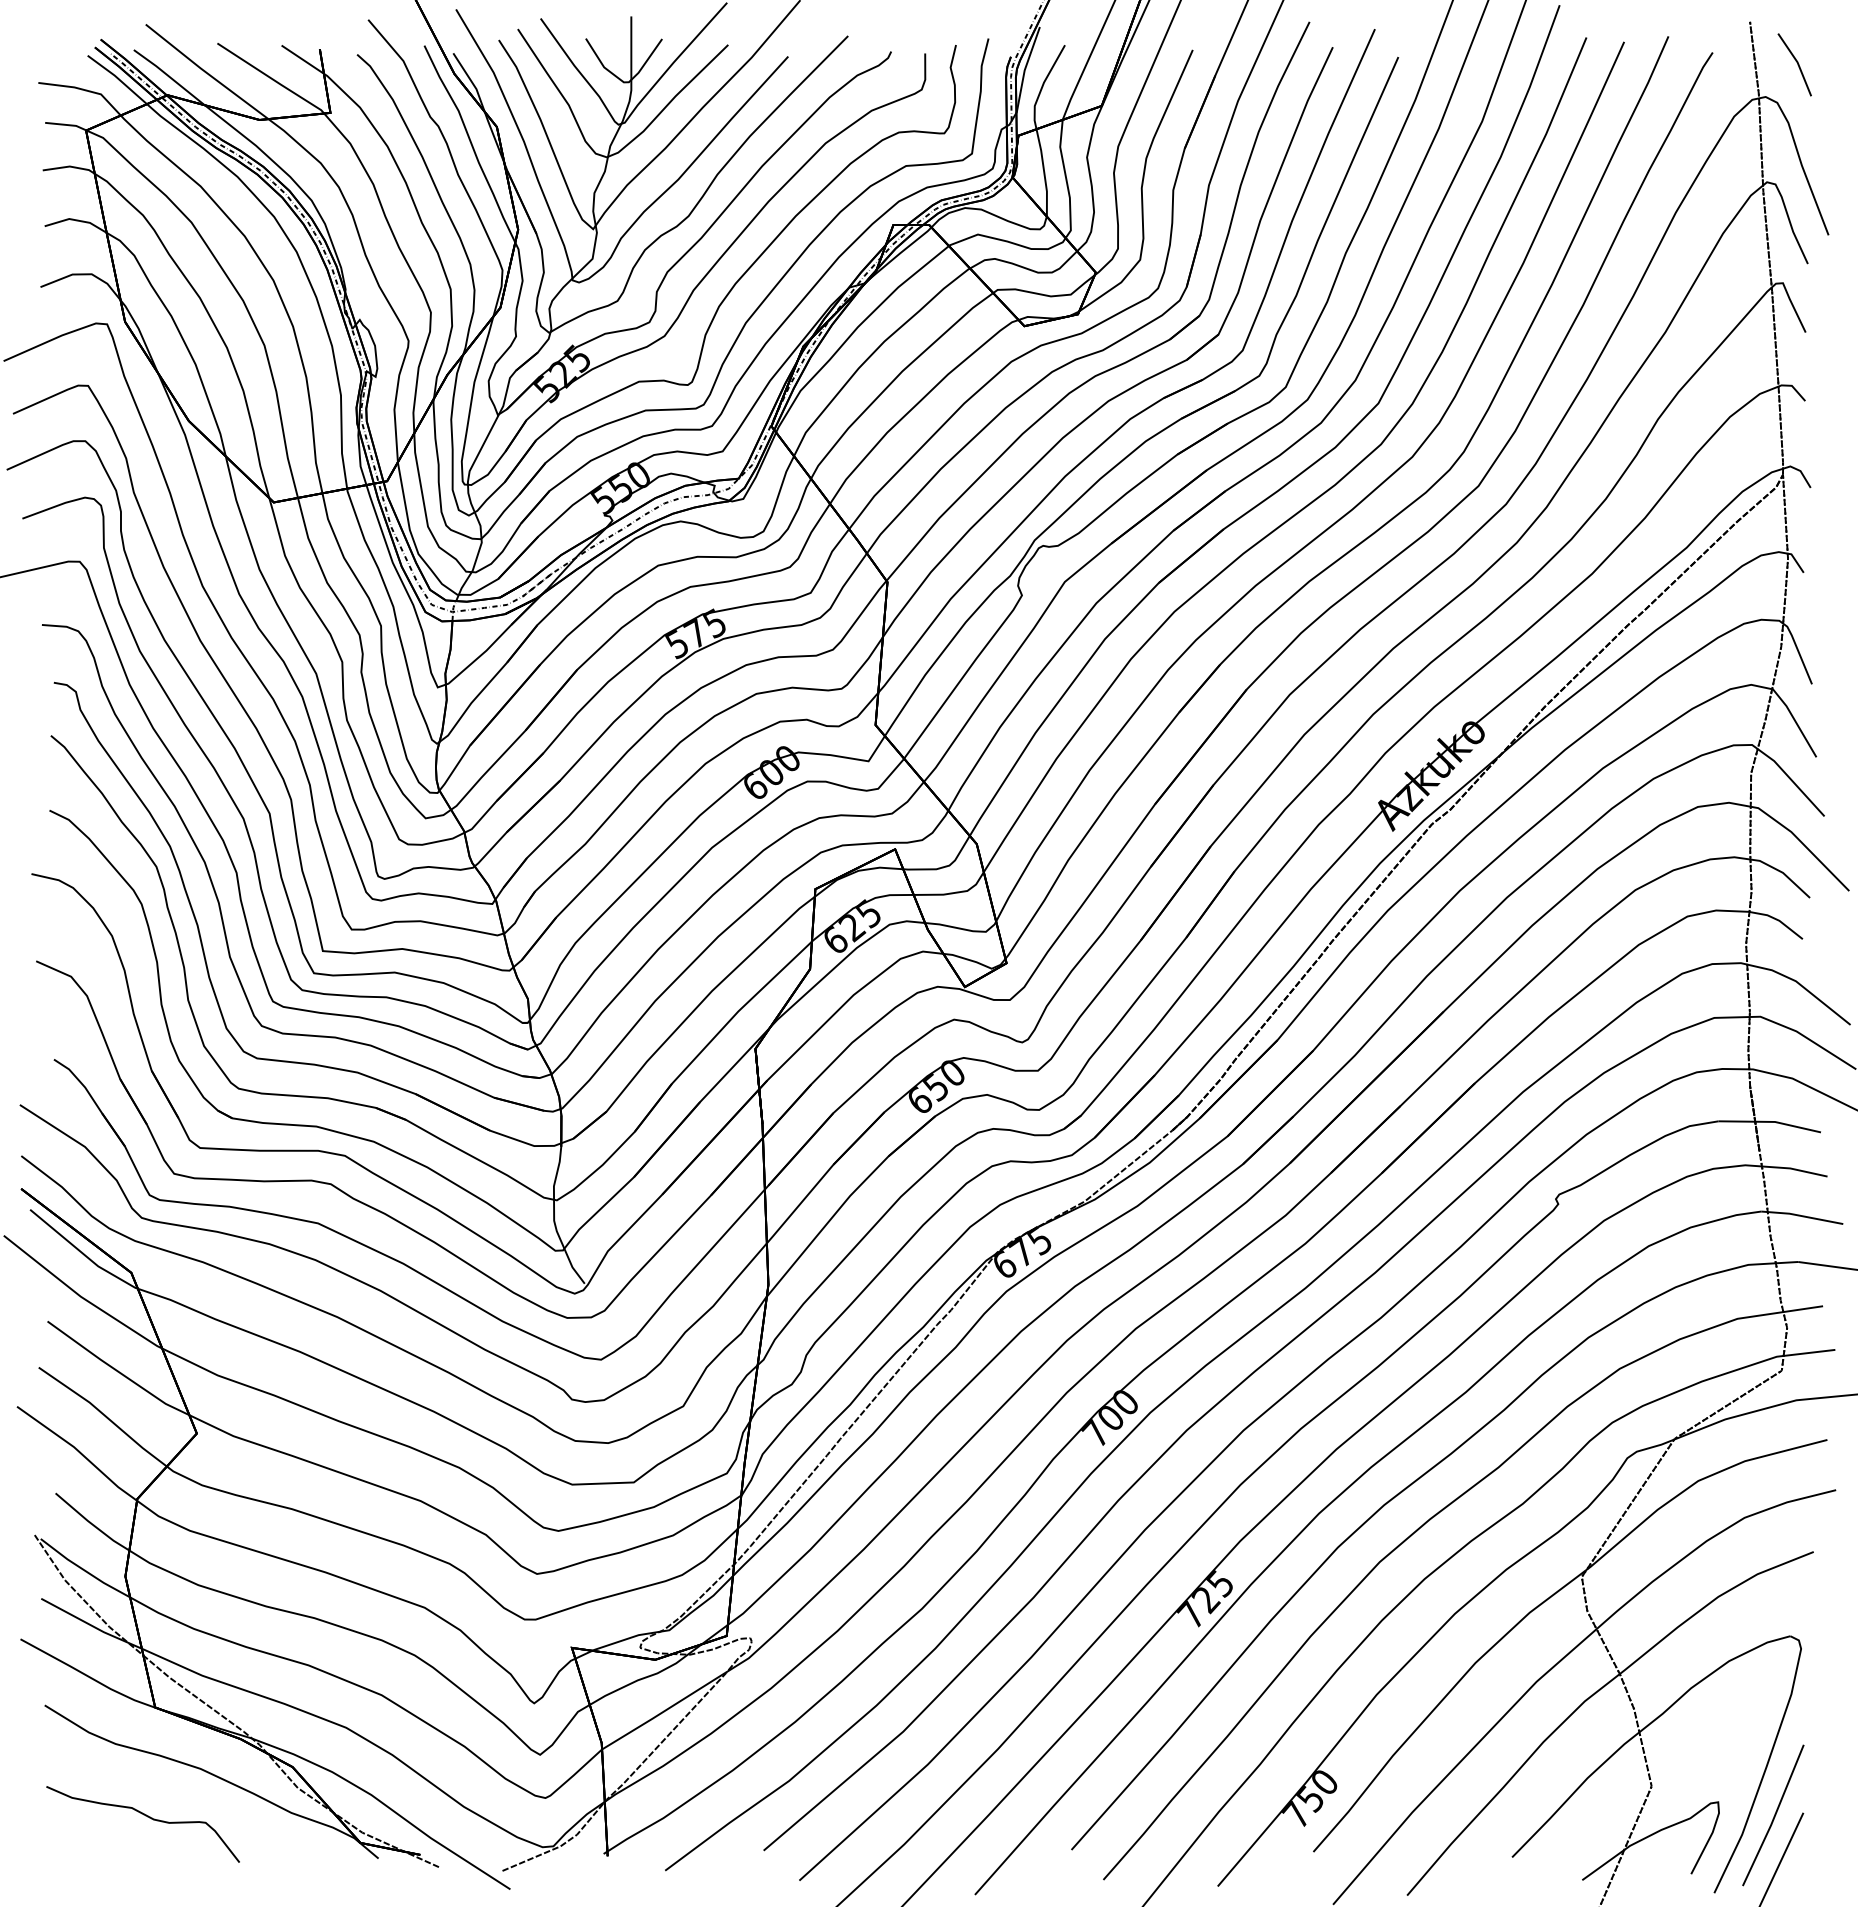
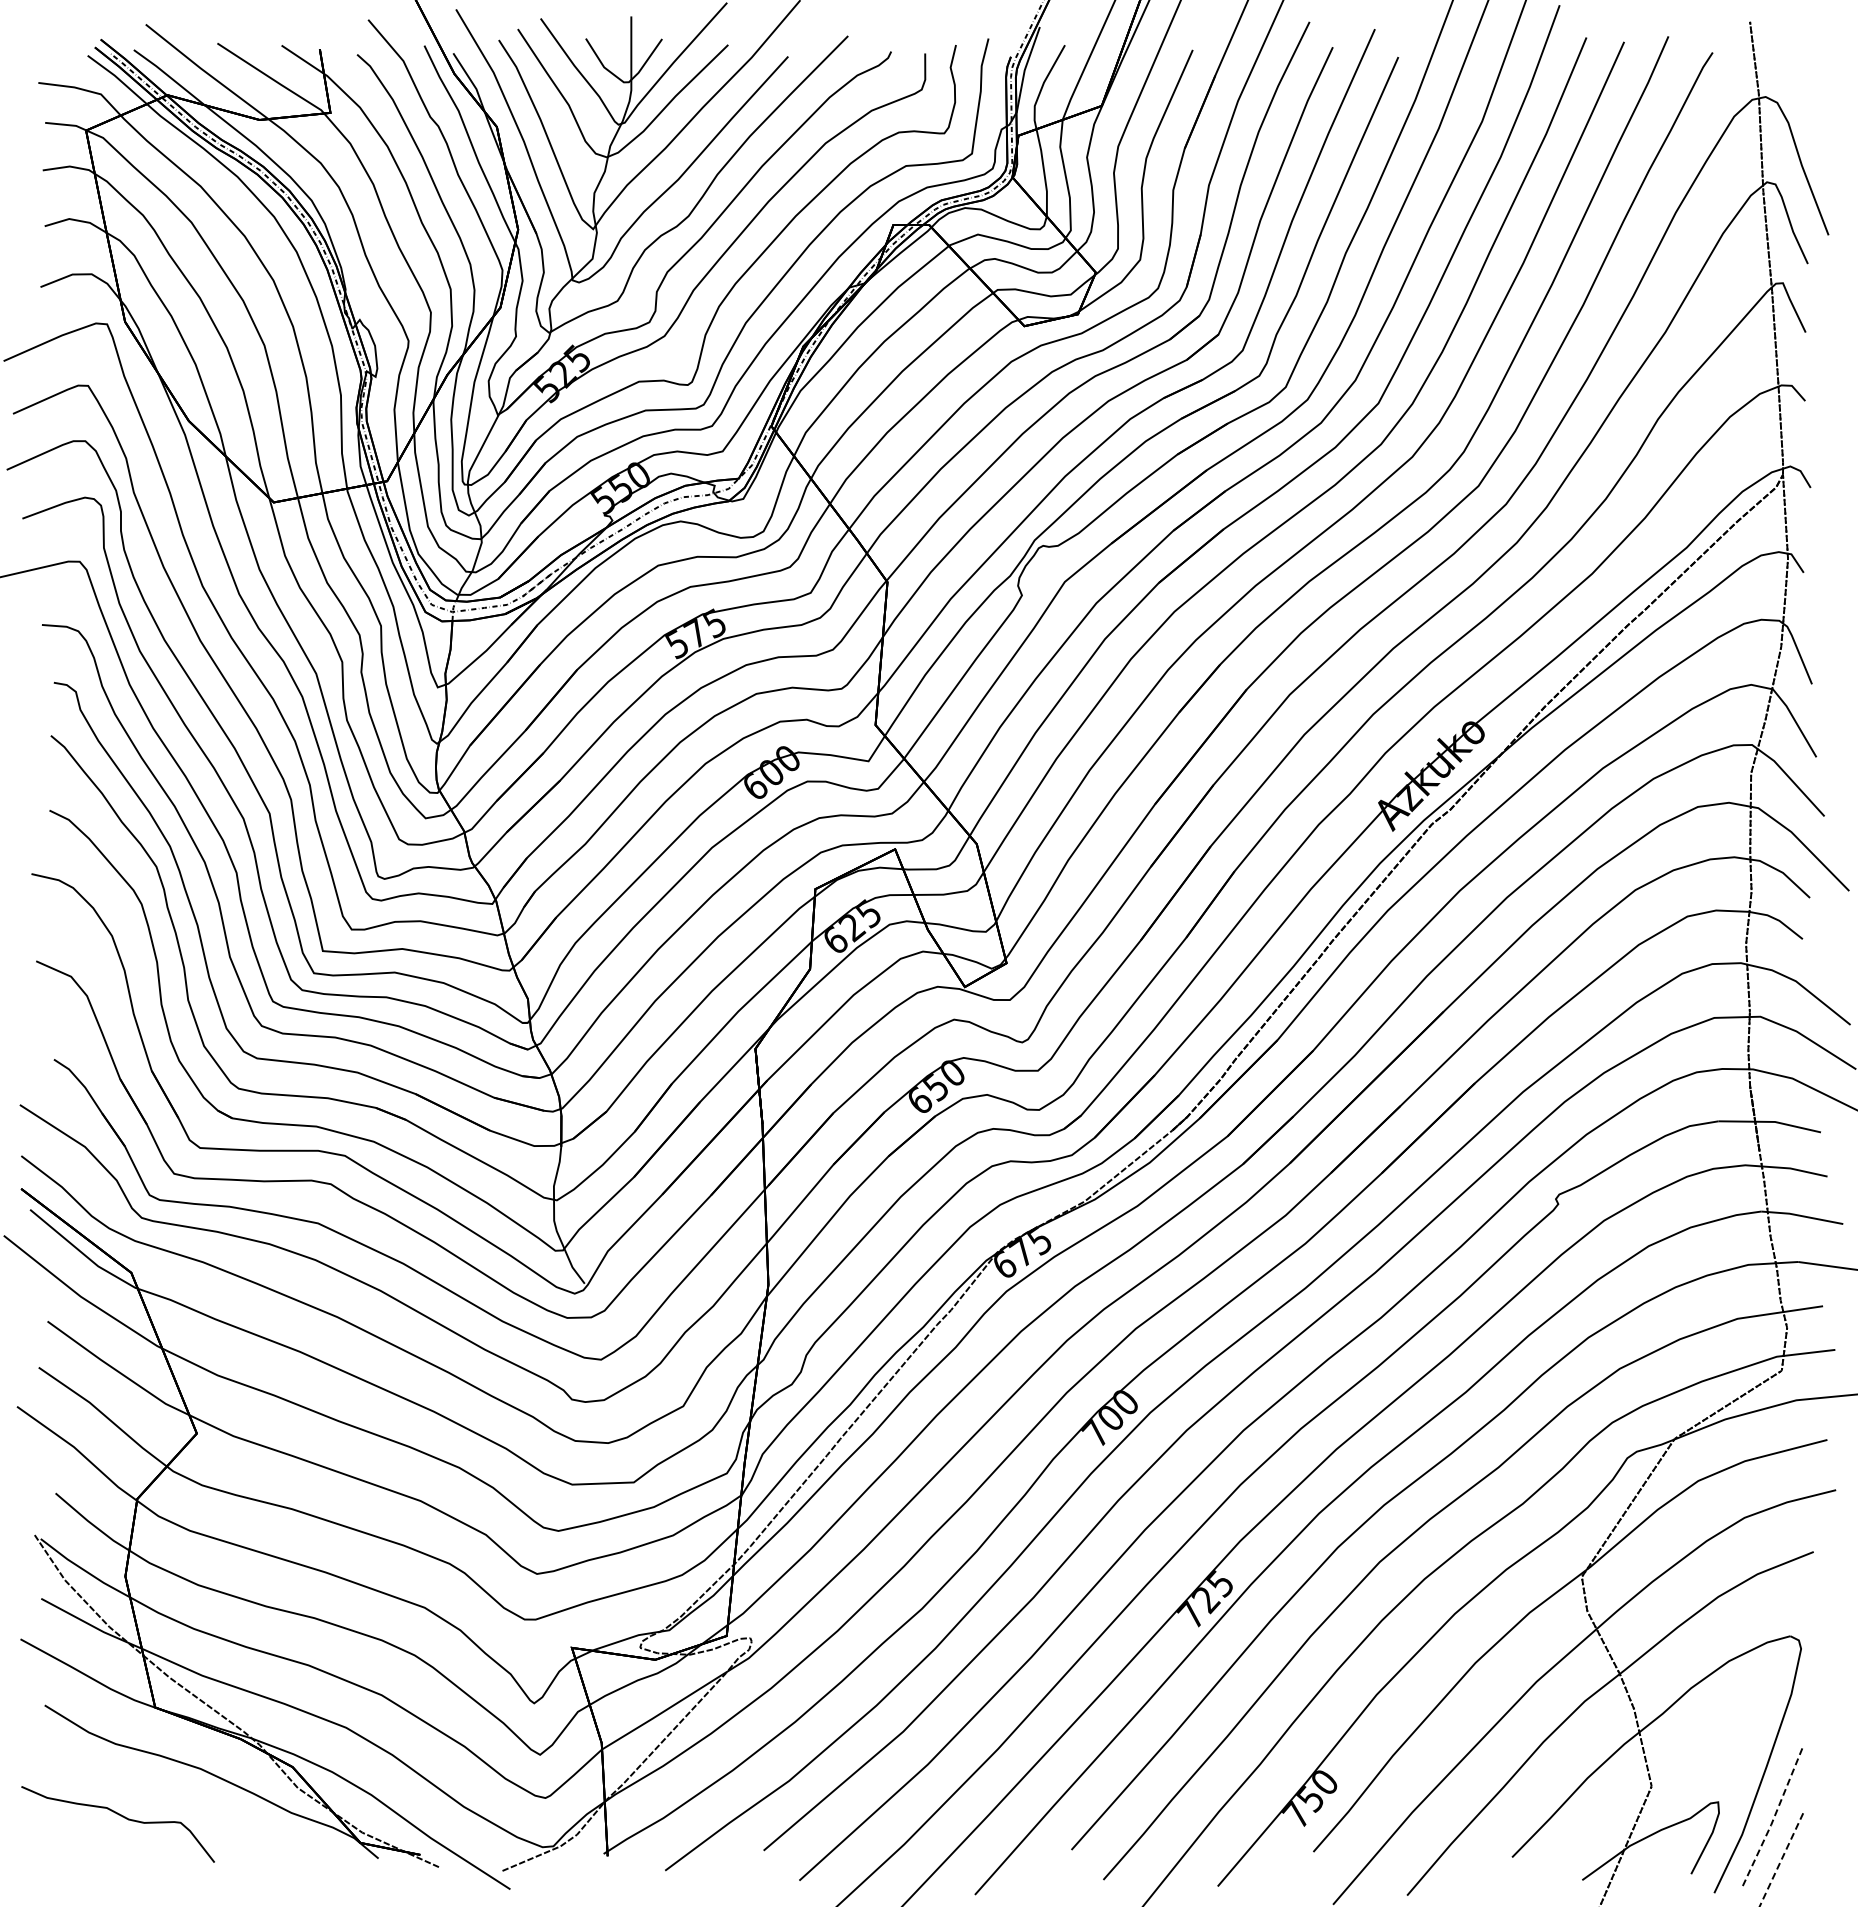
line: present -> none (1796, 62)
curve position: (145, 1816) -> (120, 1816) (120, 1816)
line: solid -> dashed (1774, 1816)
line: solid -> dashed (1781, 1859)
